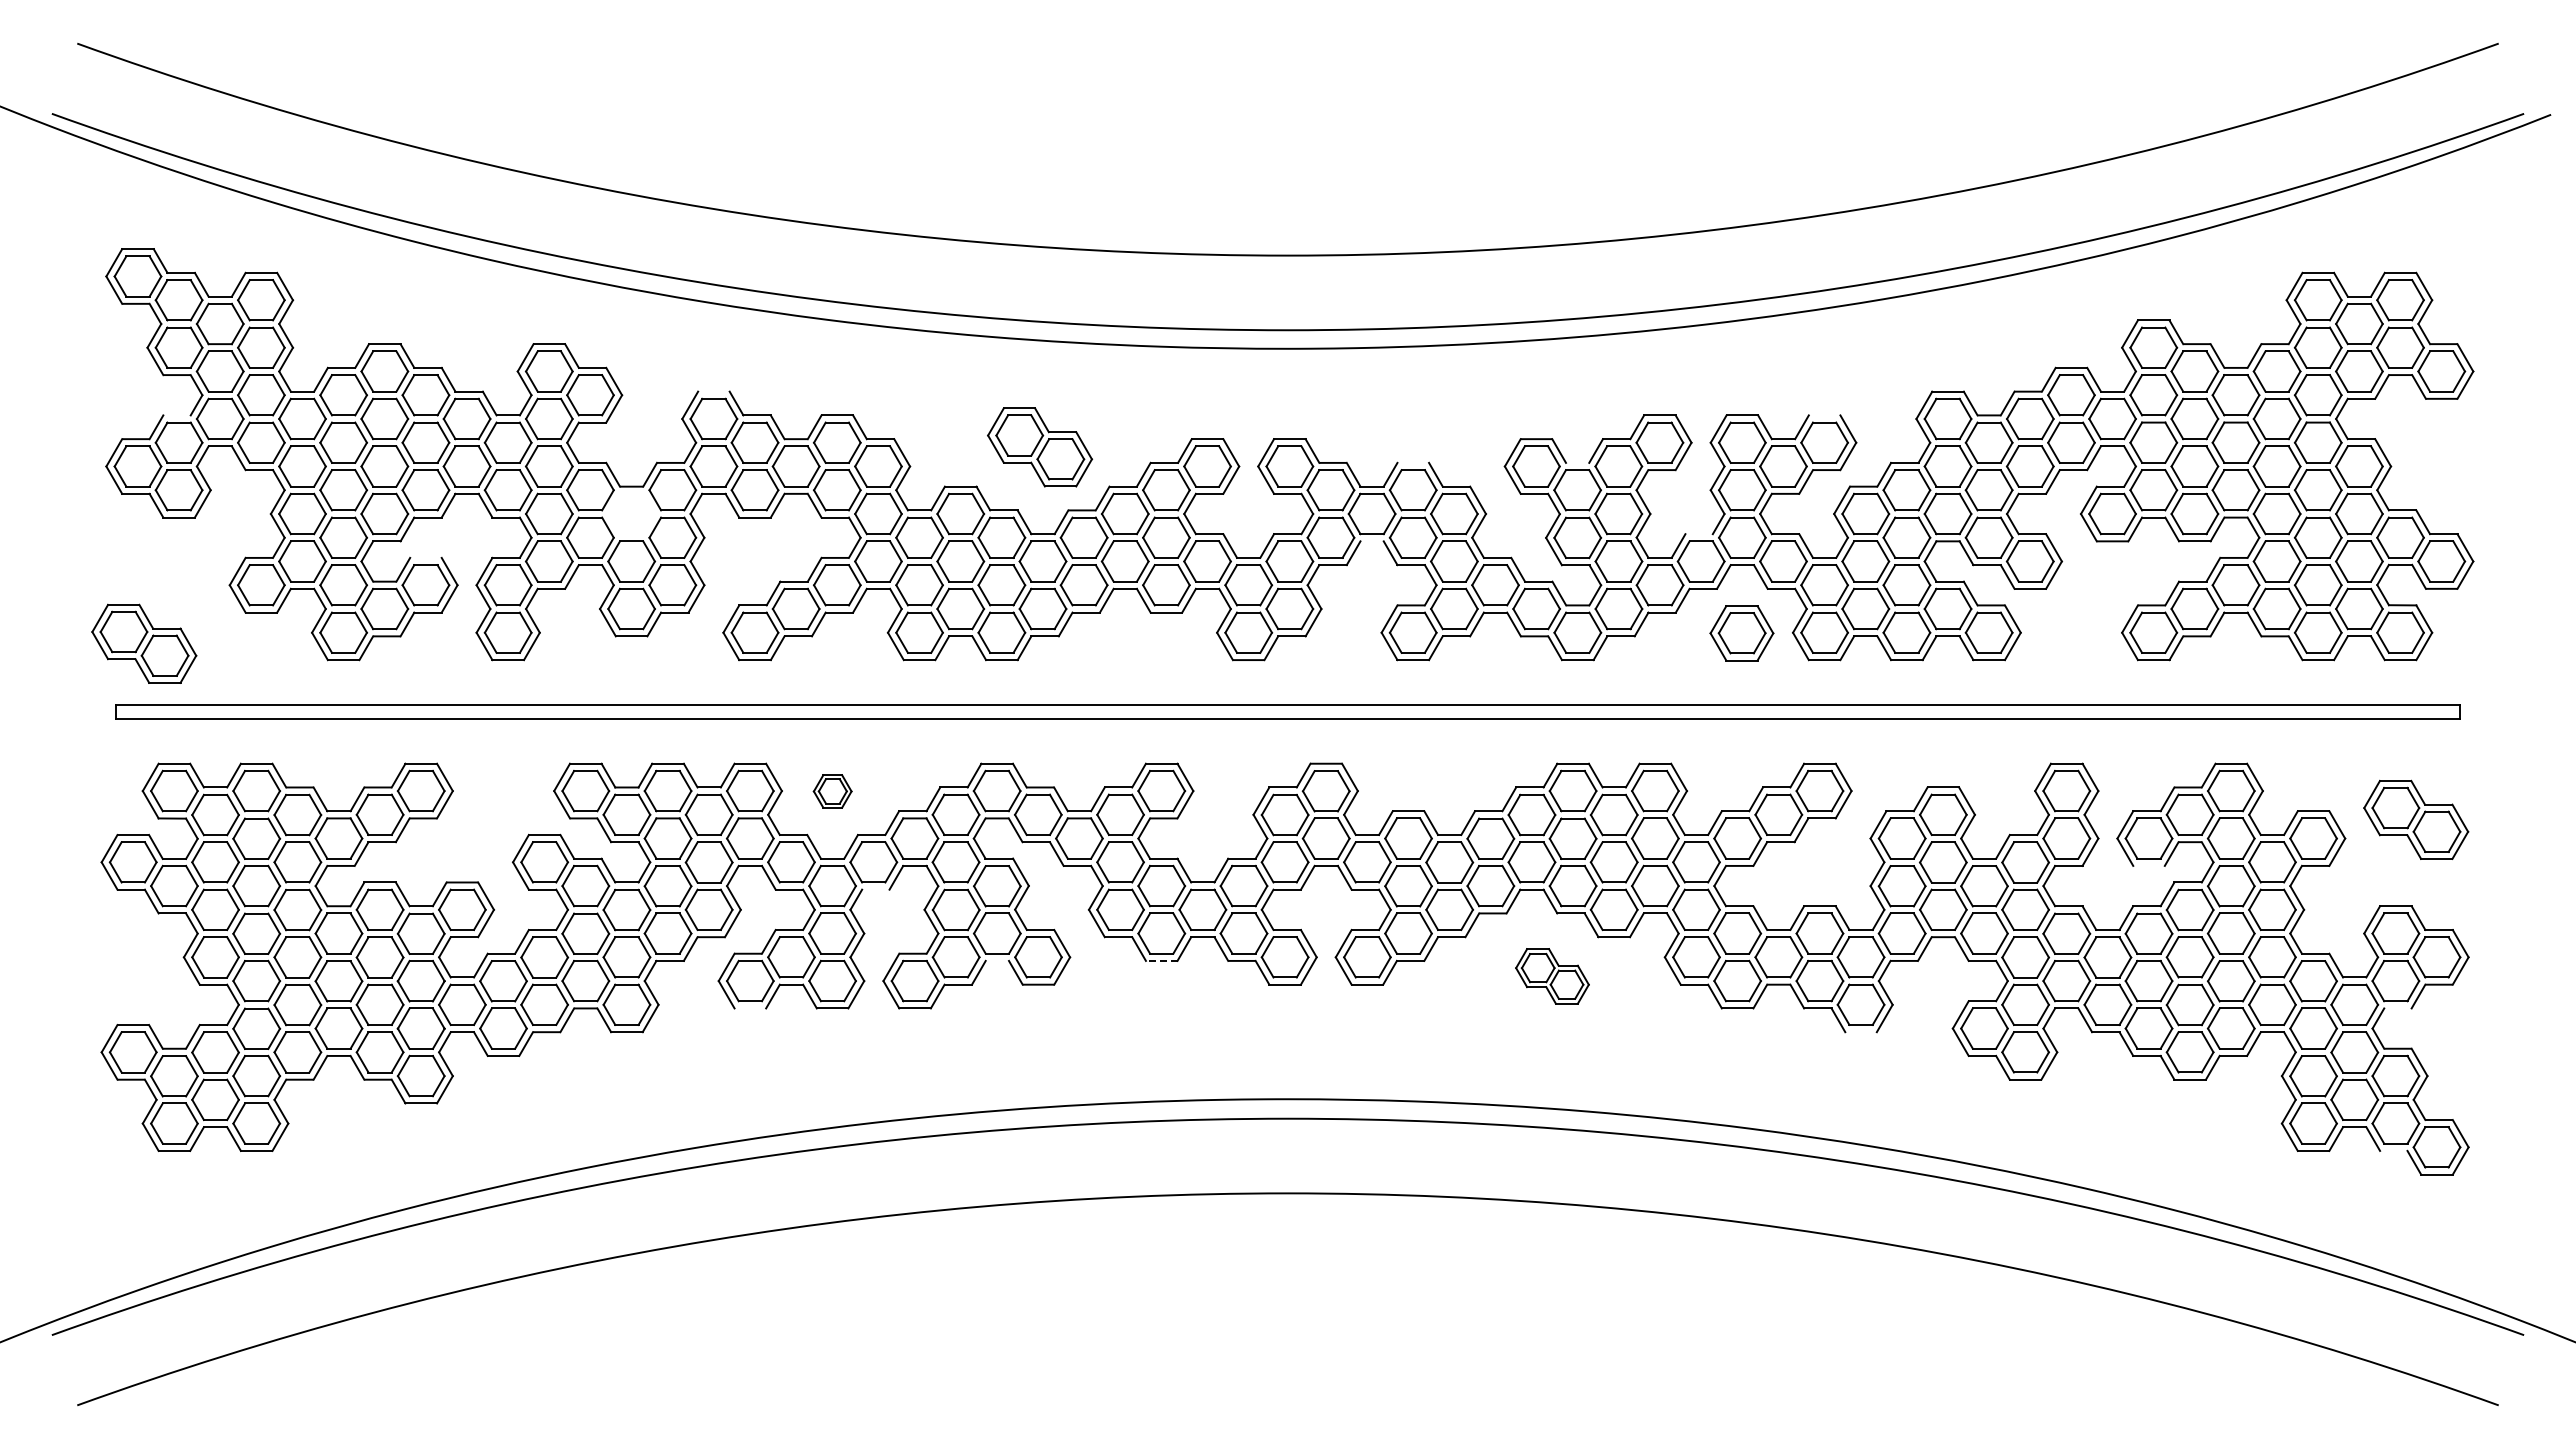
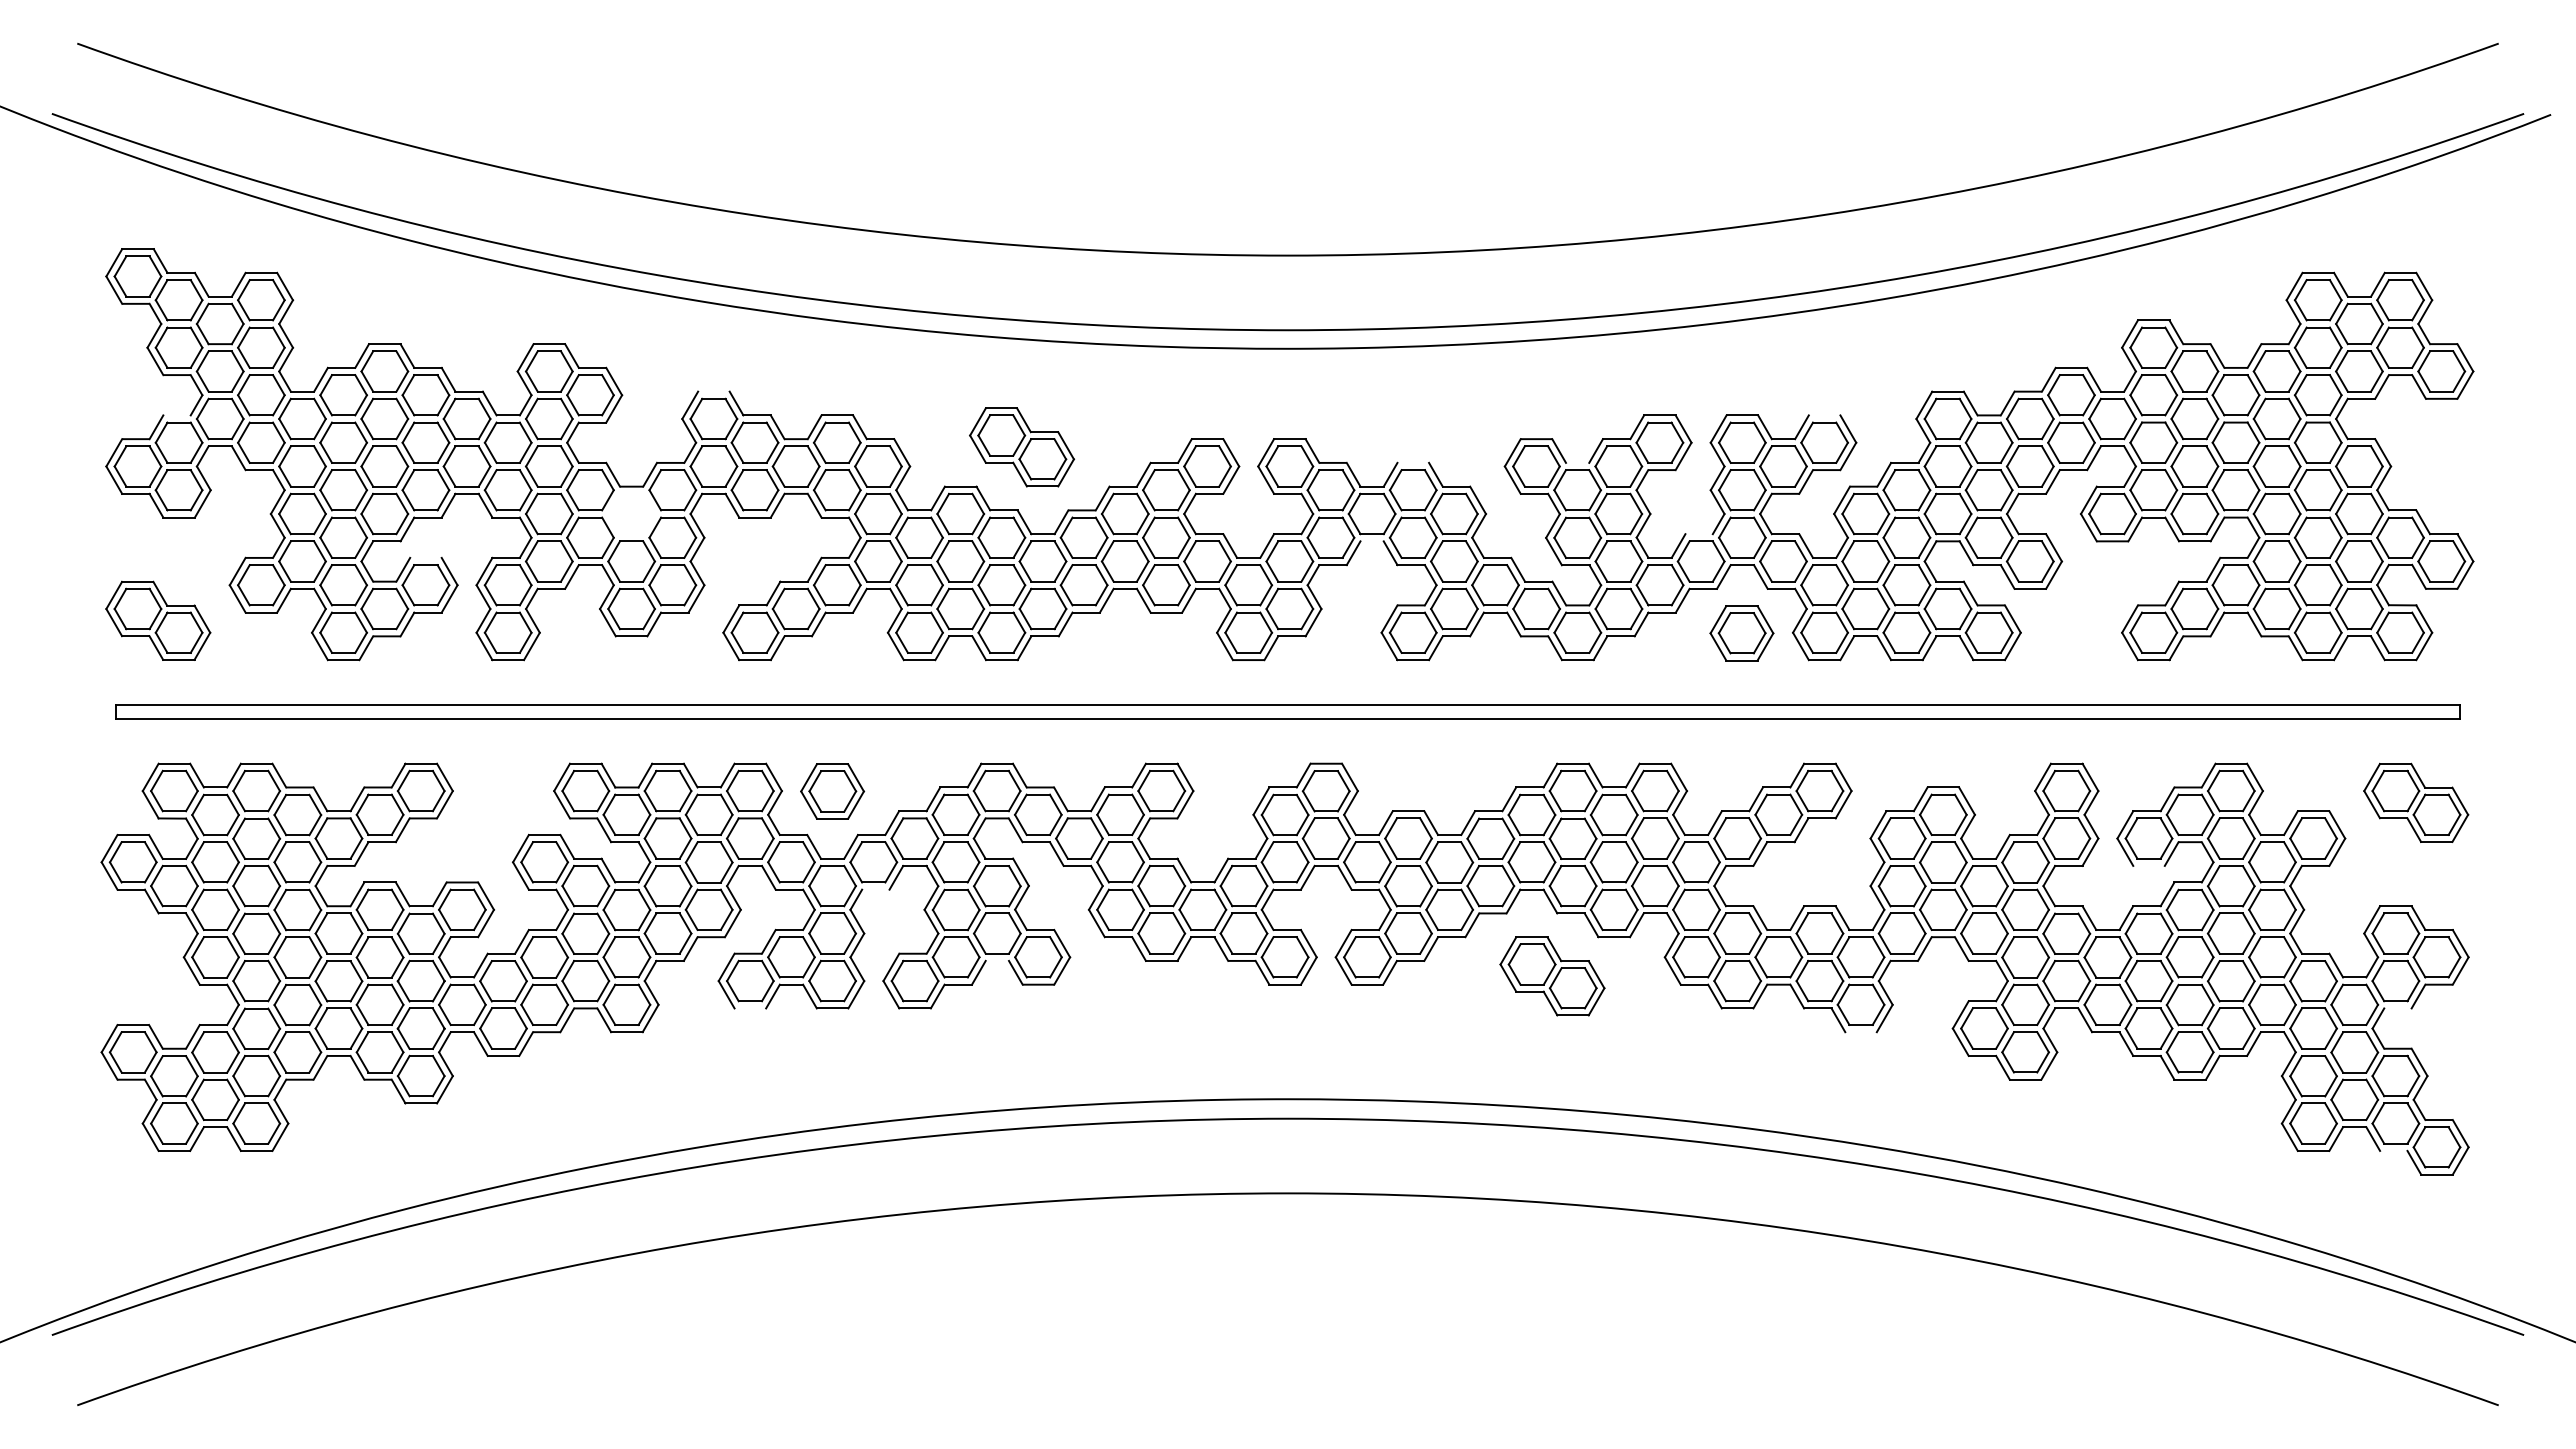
part position: (1040, 447) -> (1022, 447) (1022, 447)
part position: (144, 643) -> (158, 620) (158, 620)
part size: 41x35 px -> 66x57 px (832, 791)
part position: (2416, 819) -> (2416, 802) (2416, 802)
line: dashed -> solid (1161, 960)
part size: 75x57 px -> 107x81 px (1552, 976)
